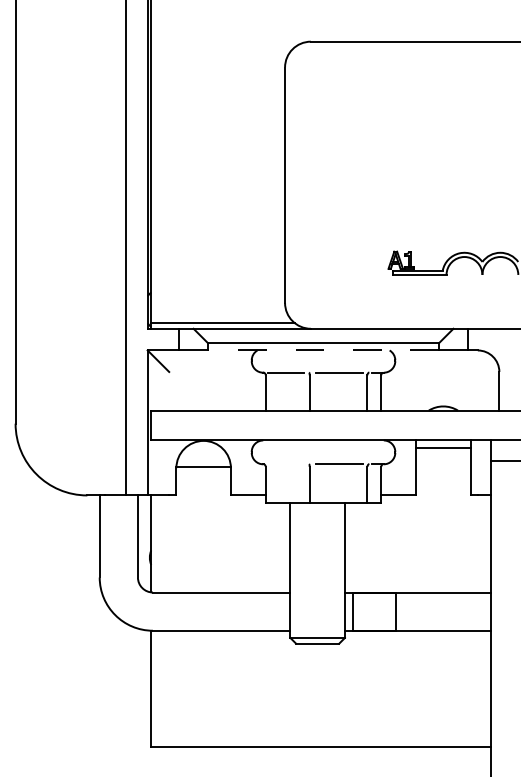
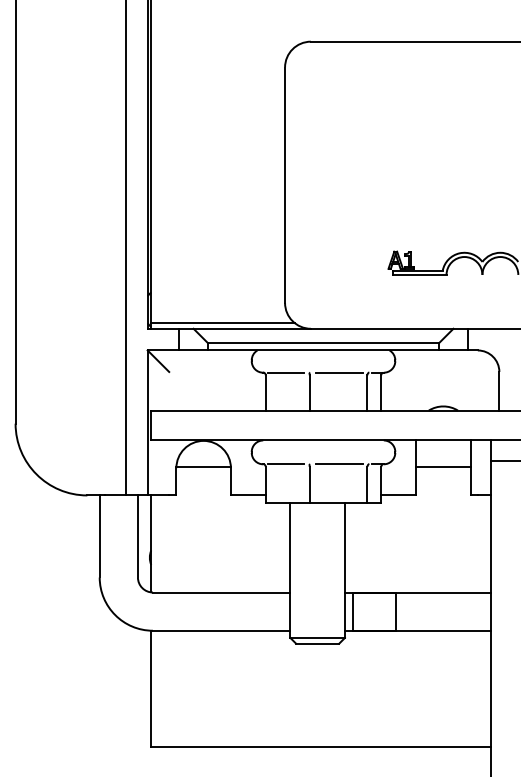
line: dashed -> solid (323, 350)
line position: (443, 447) -> (443, 466) (443, 466)
line: none -> present (285, 464)
